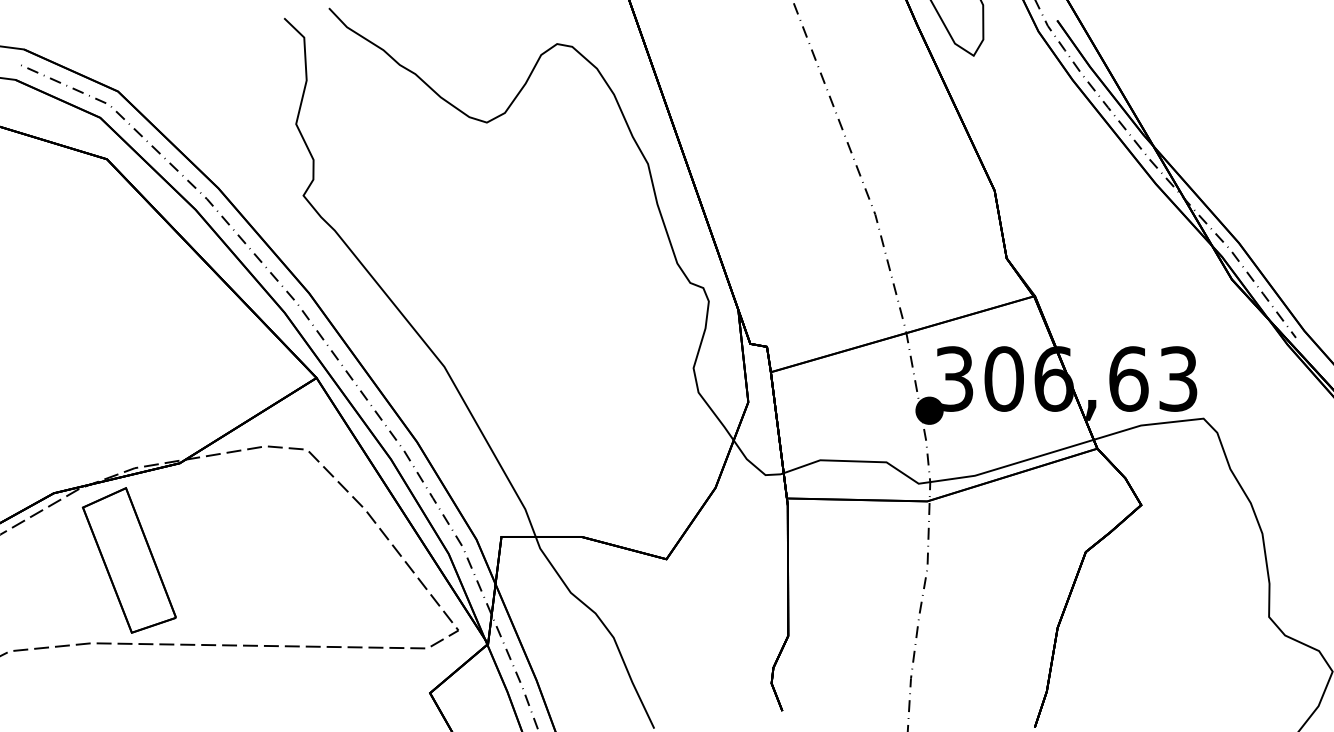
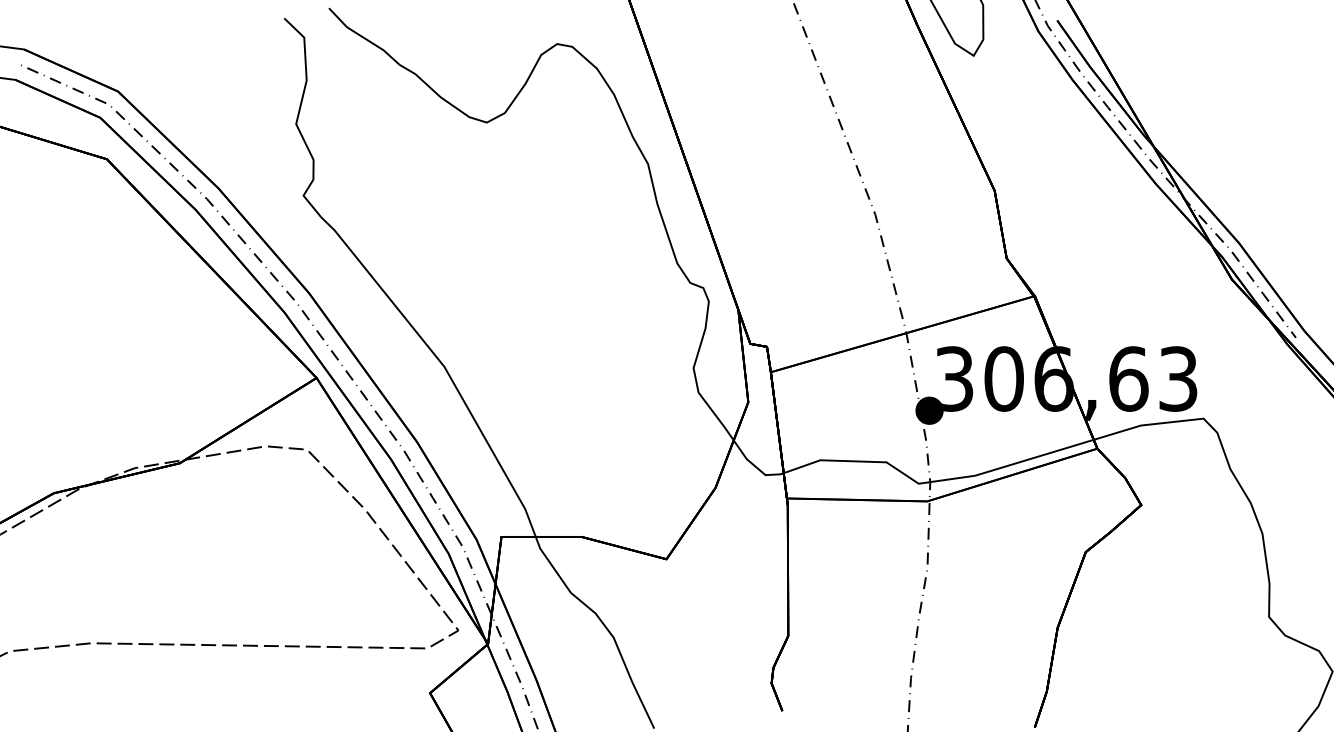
part: present -> none (128, 560)
